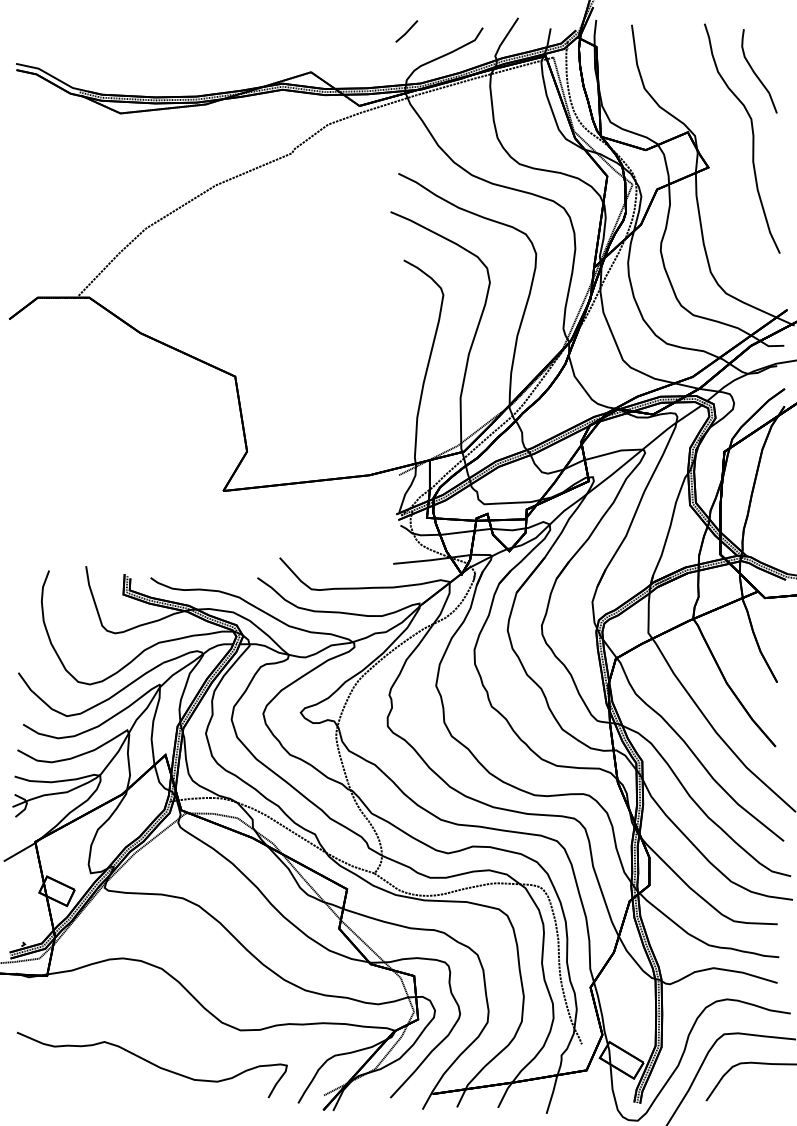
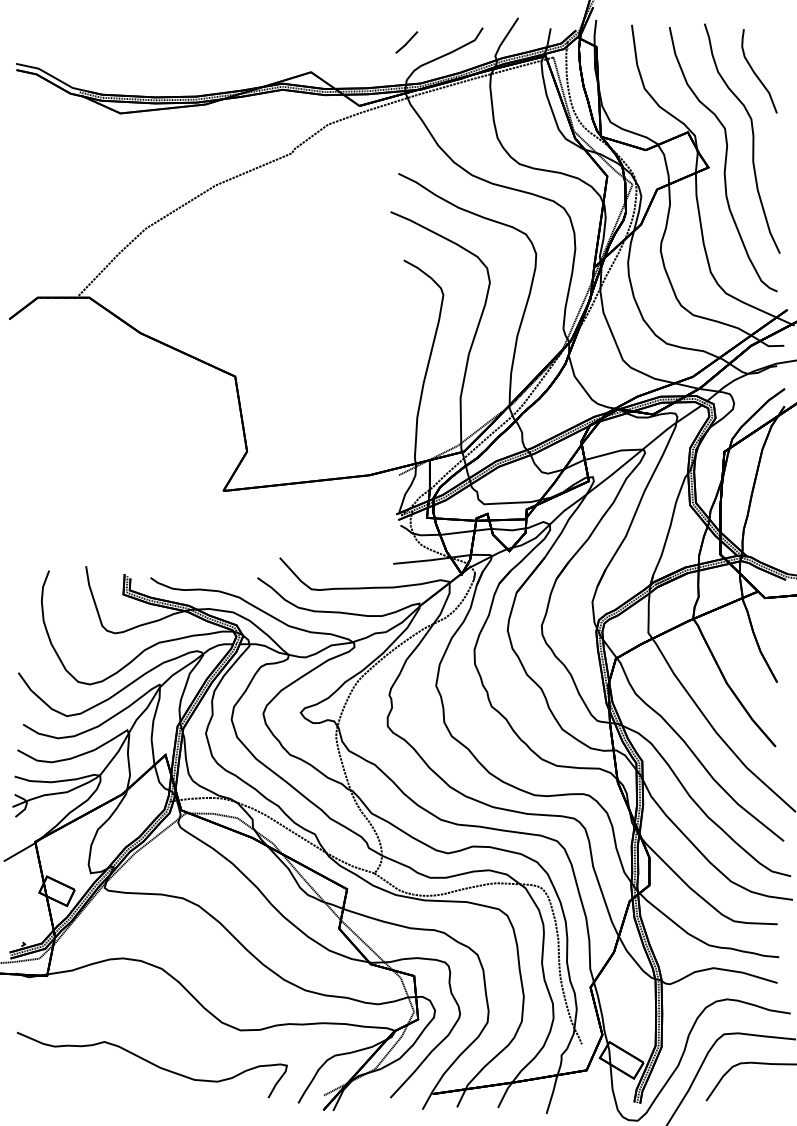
line position: (406, 31) -> (406, 42) (406, 42)
curve: none -> present (724, 160)
